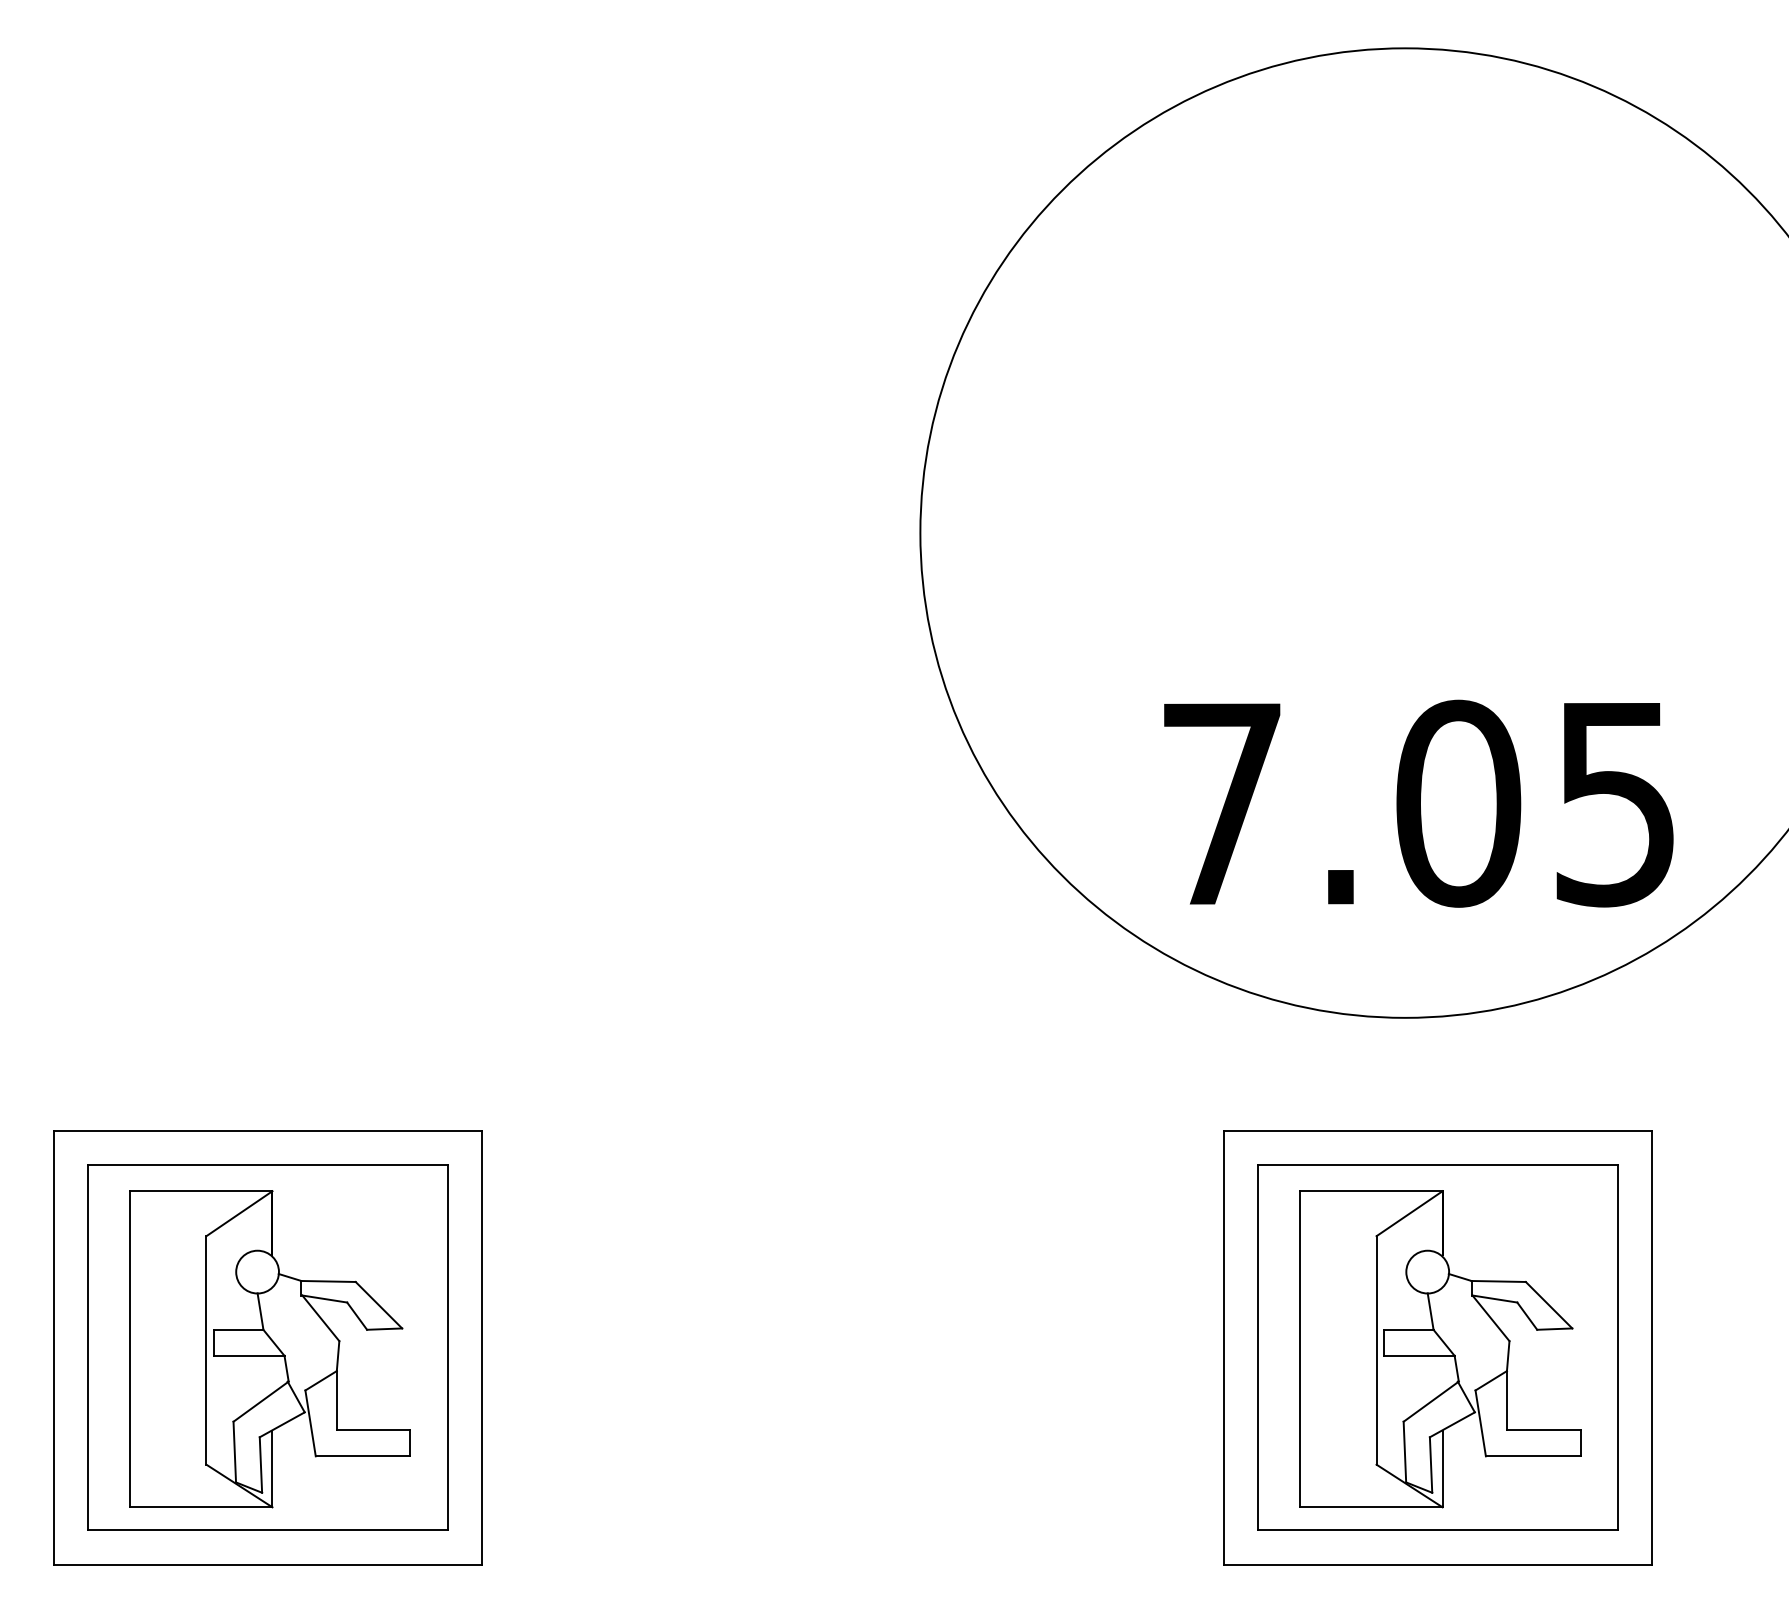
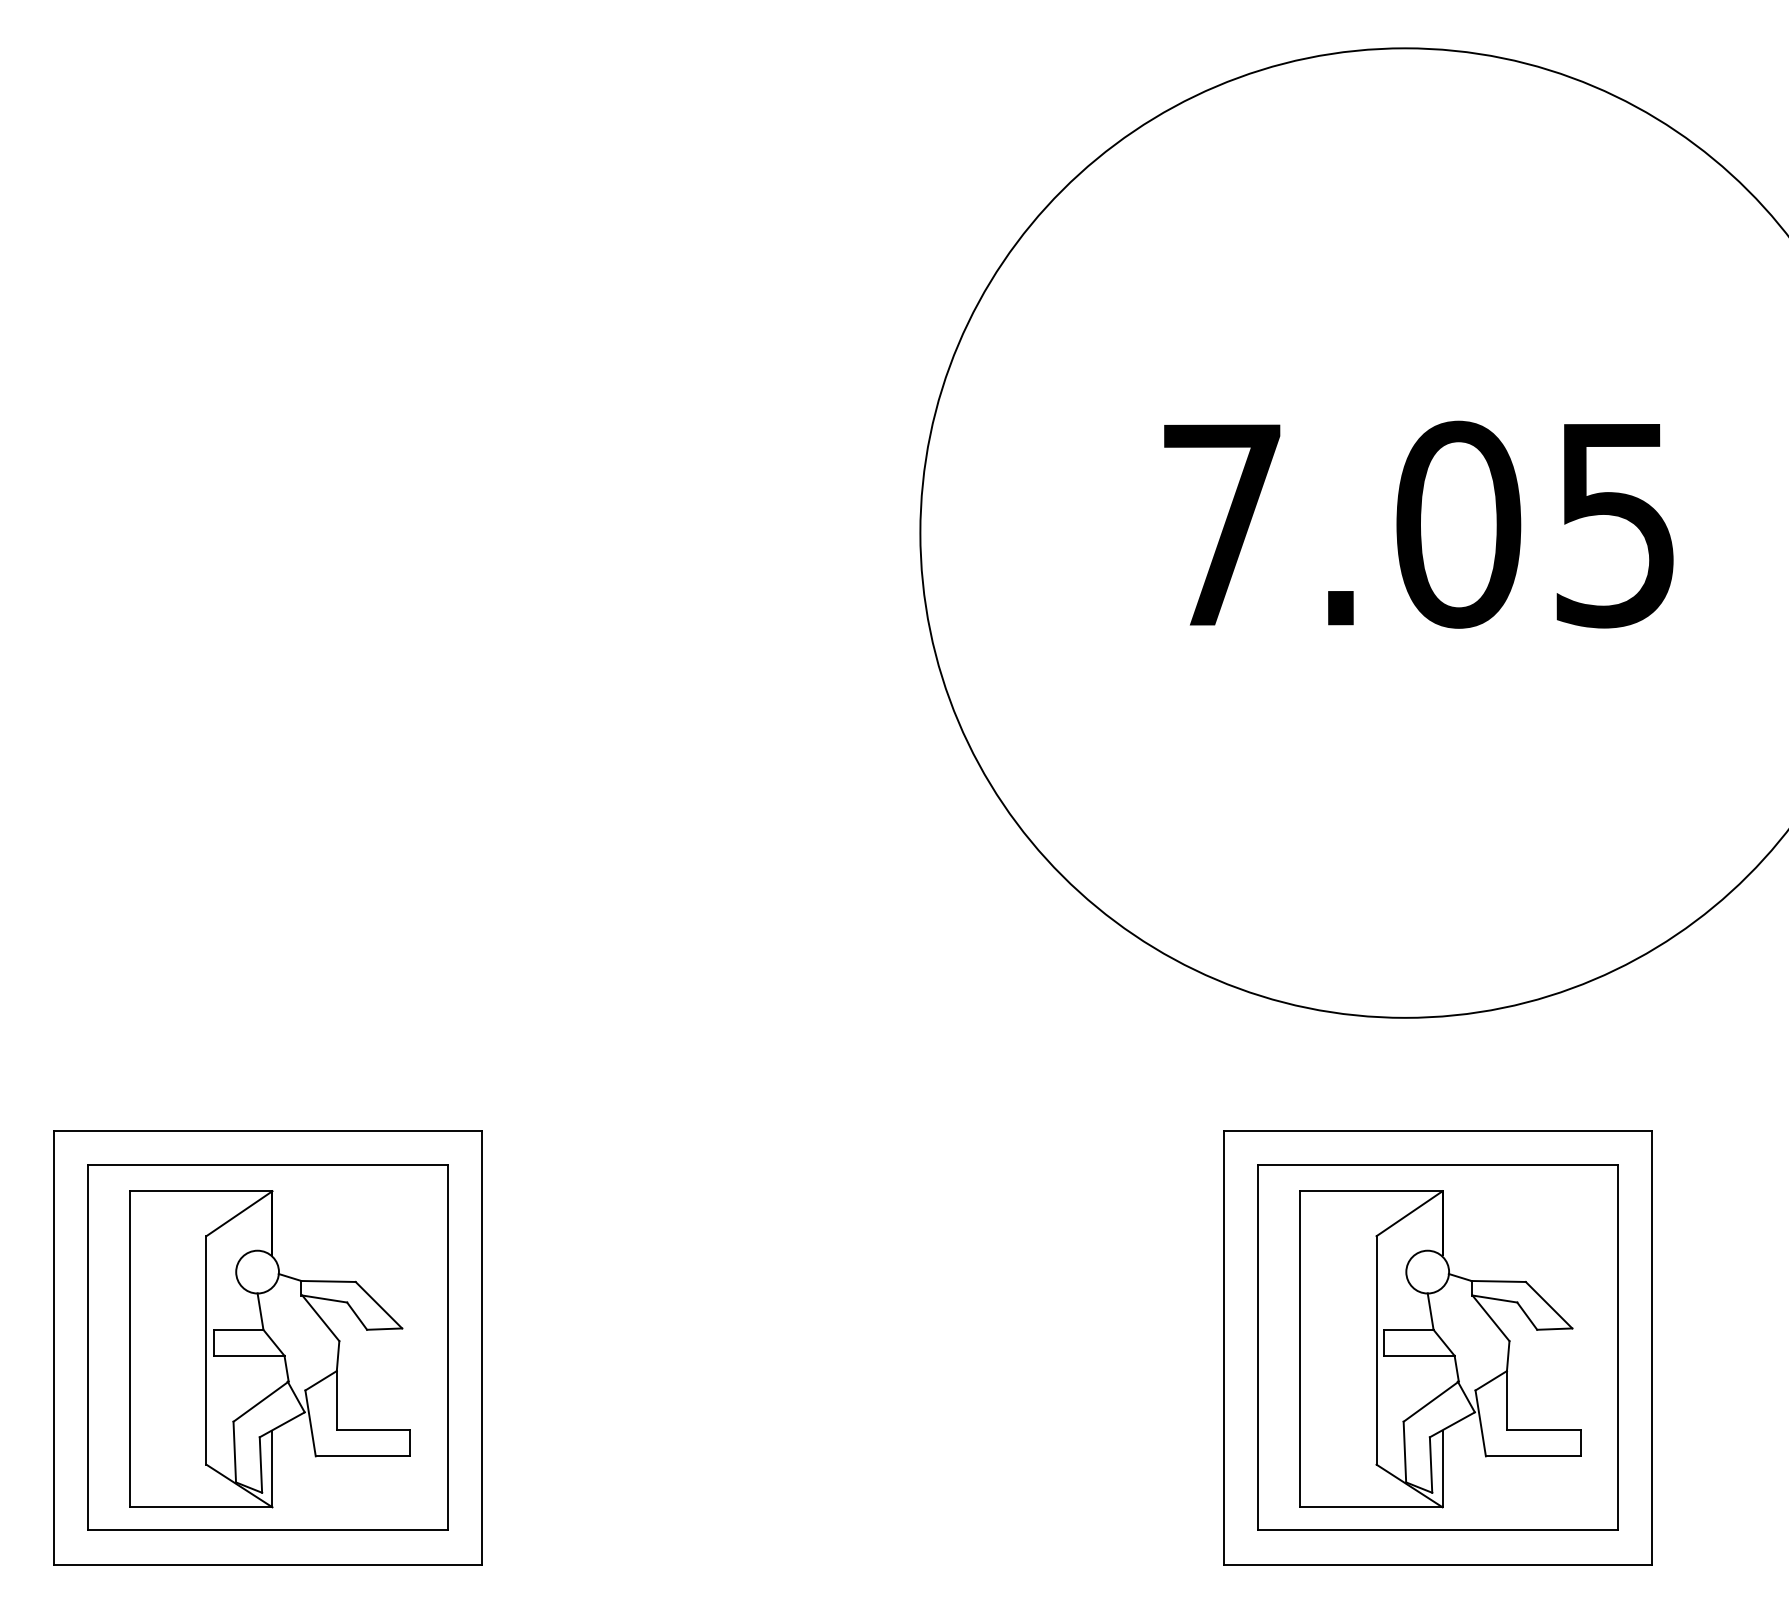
text position: (1418, 803) -> (1418, 524) (1418, 524)
